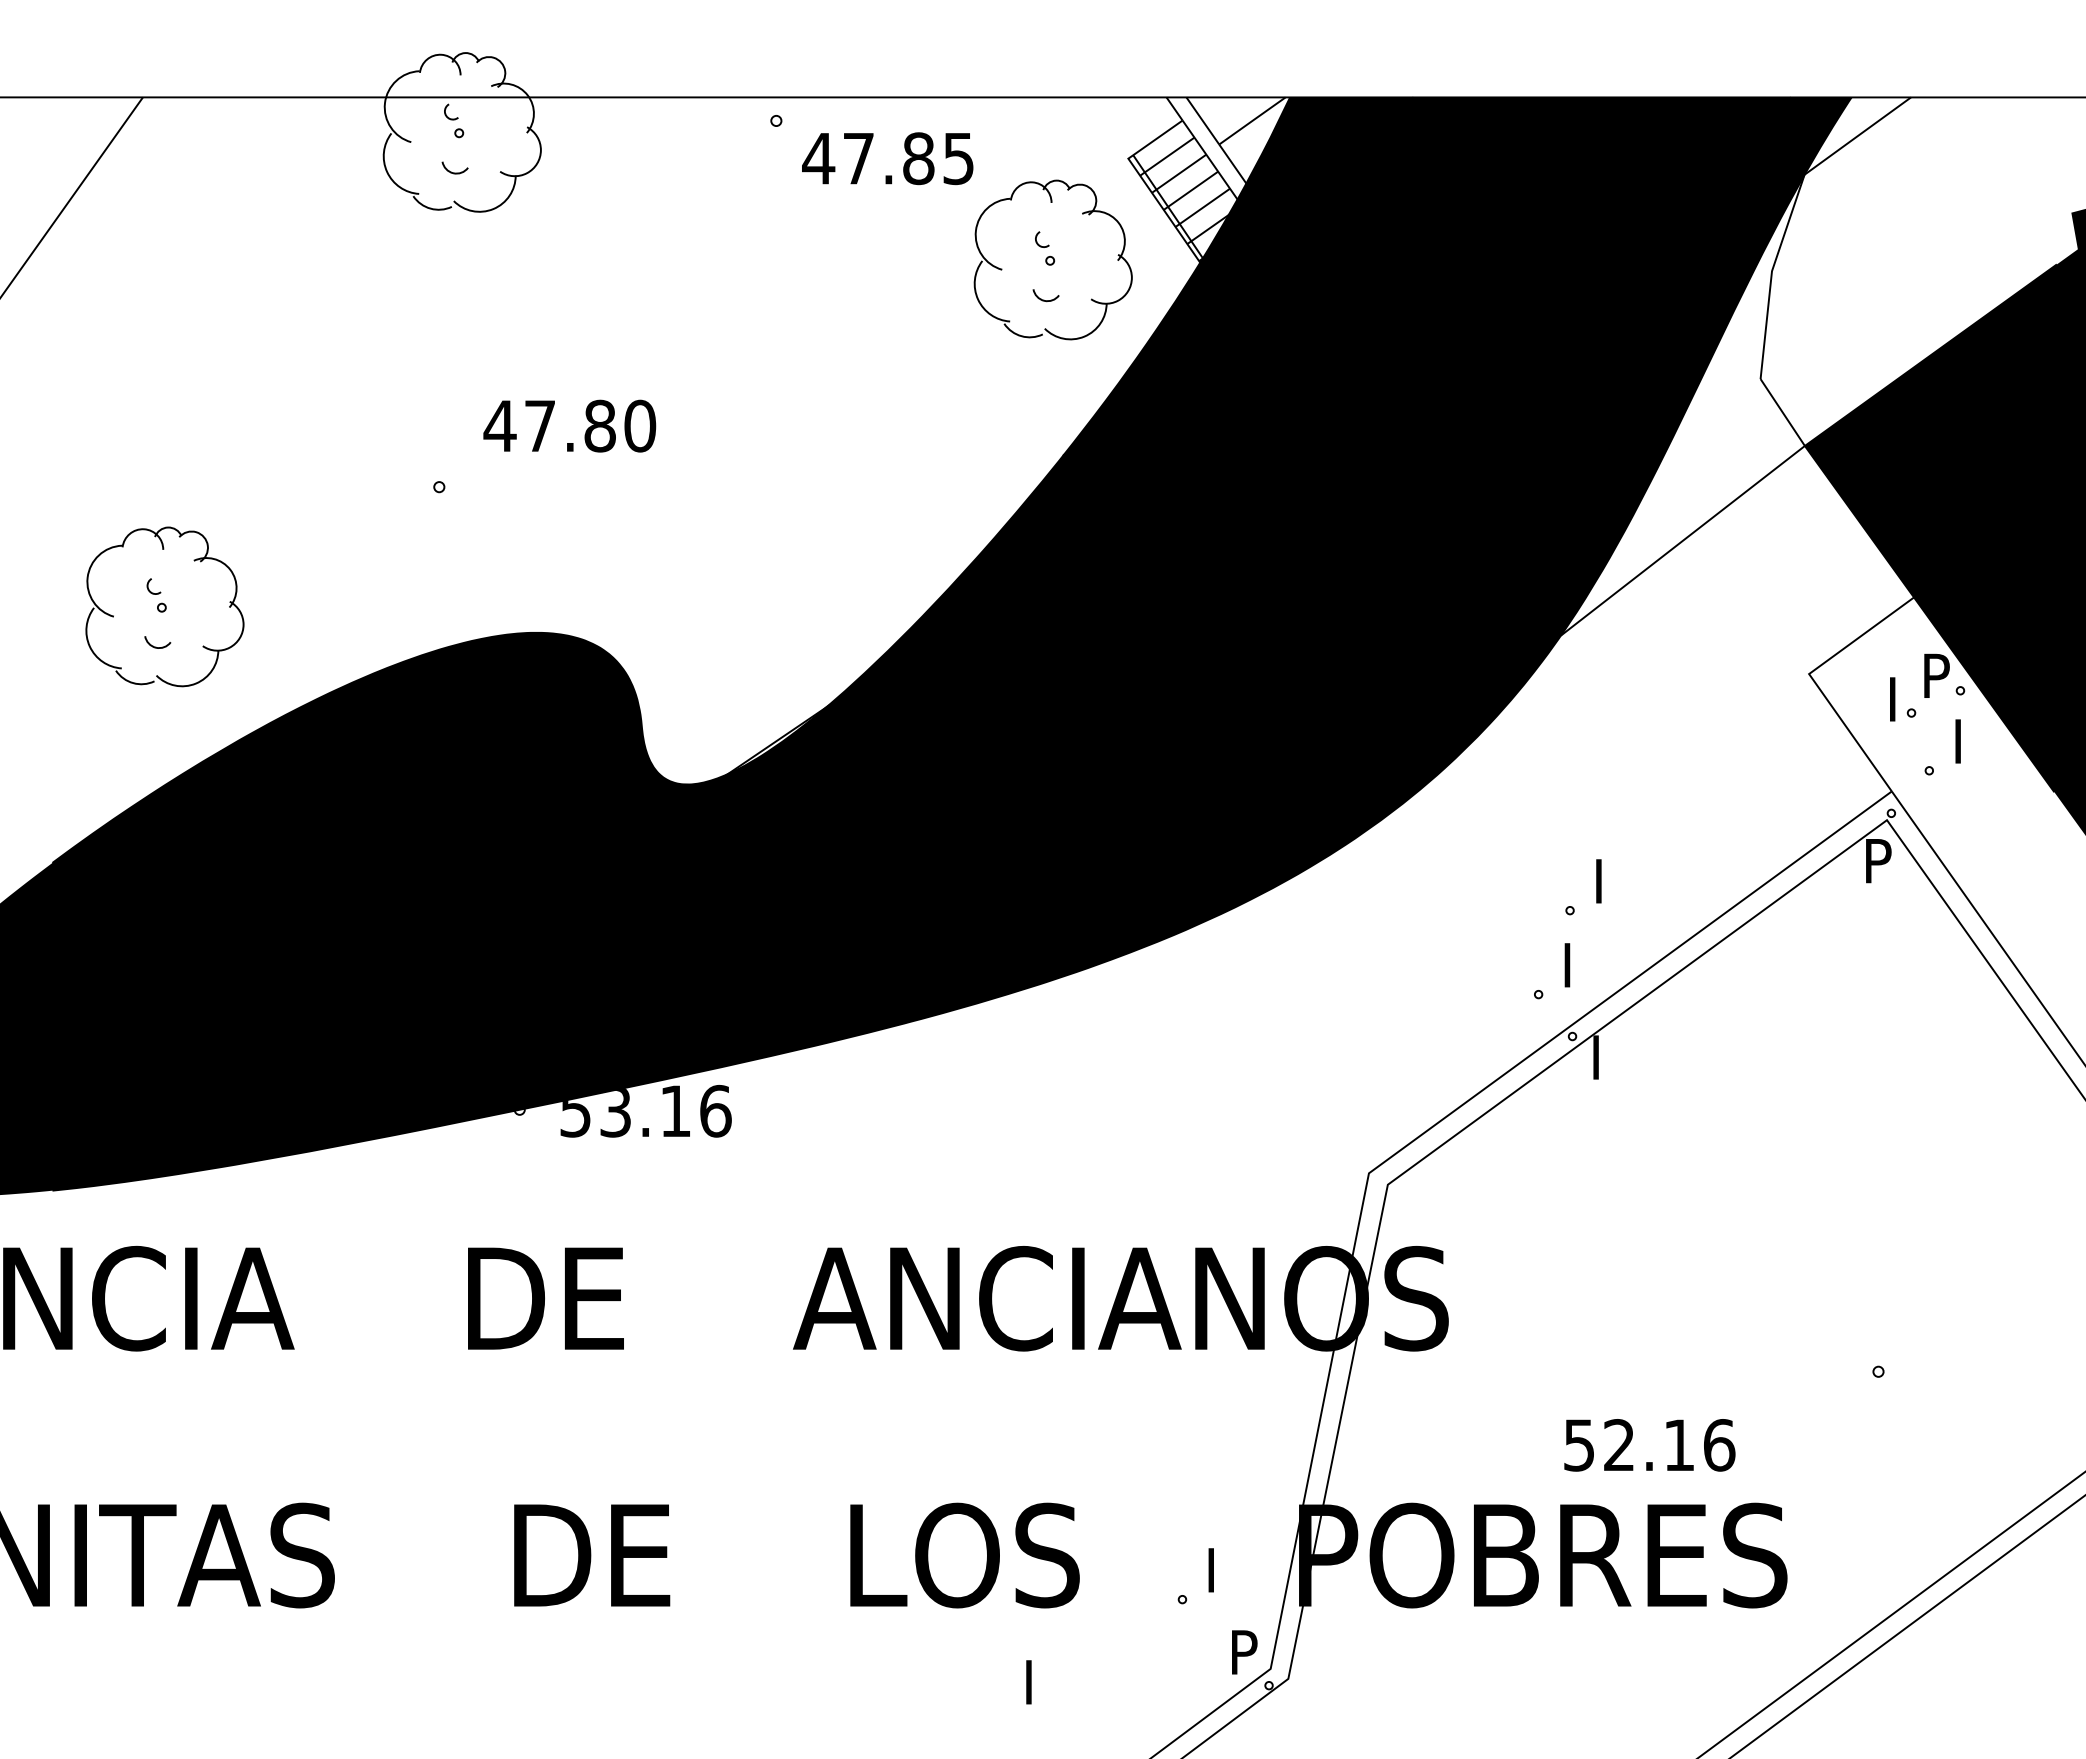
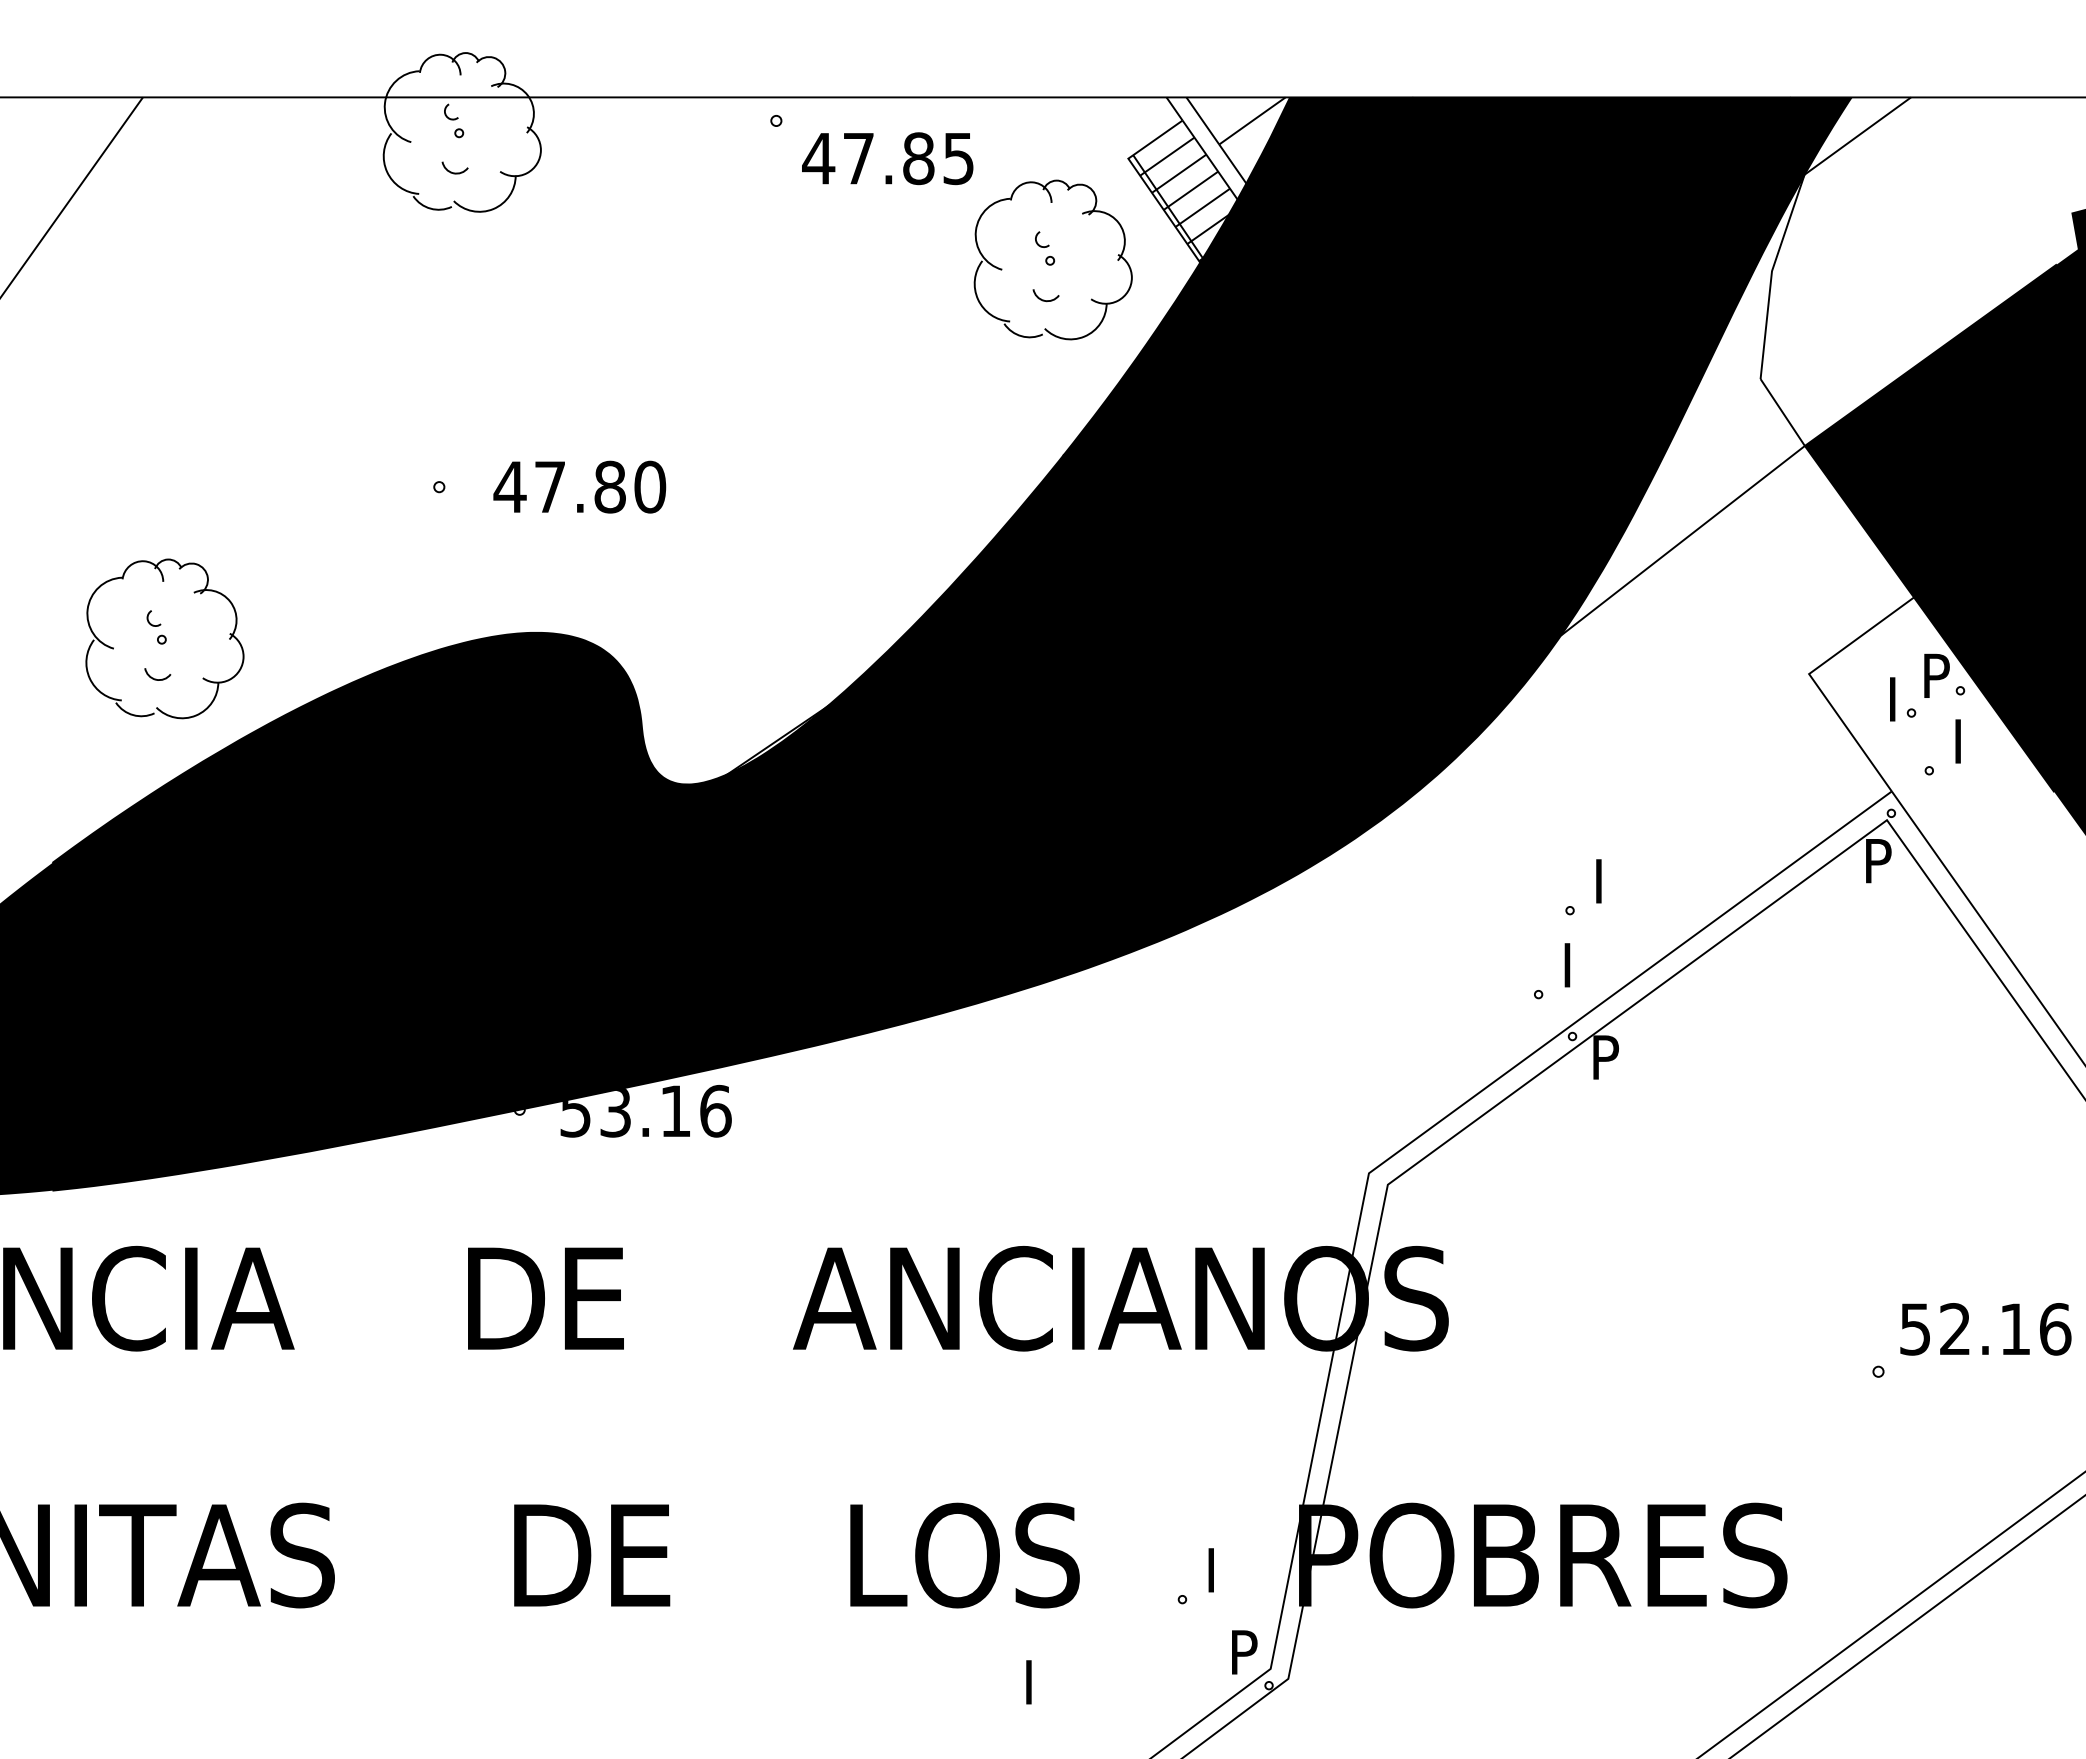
text position: (569, 425) -> (579, 486) (579, 486)
part position: (164, 606) -> (164, 638) (164, 638)
text: I -> P (1608, 1048)
text position: (1649, 1445) -> (1985, 1329) (1985, 1329)
